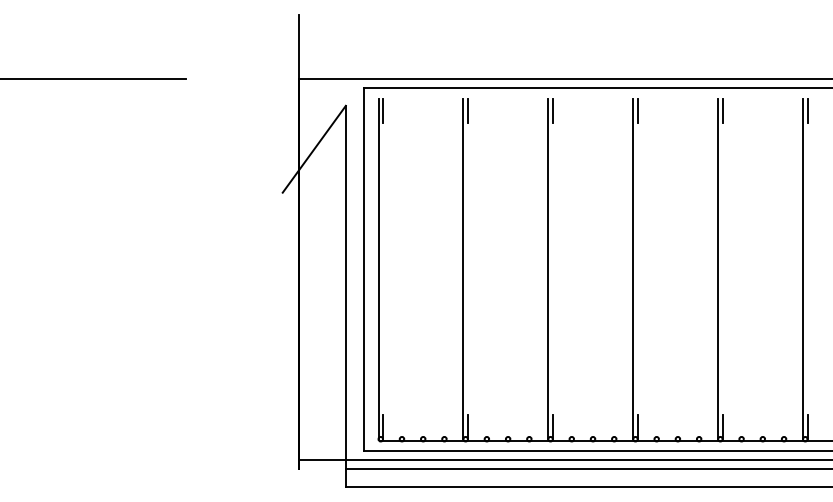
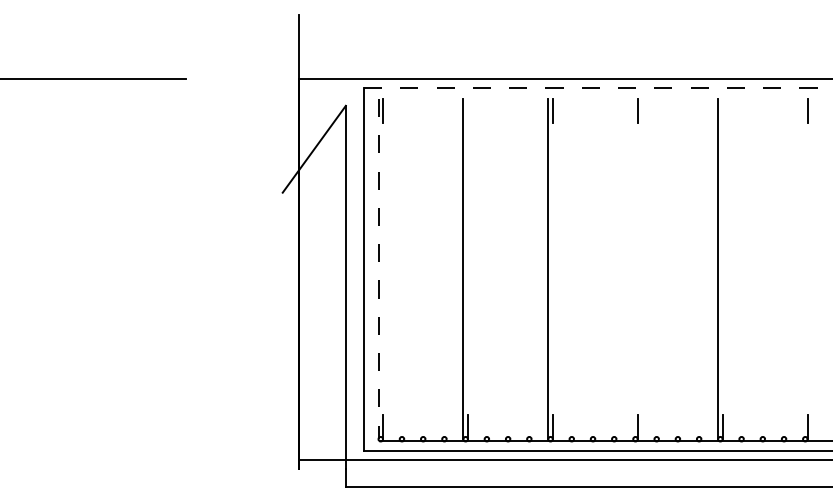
line: solid -> dashed (598, 87)
line: present -> none (467, 111)
line: present -> none (722, 111)
line: solid -> dashed (378, 269)
line: present -> none (633, 269)
line: present -> none (803, 269)
line: present -> none (587, 468)
